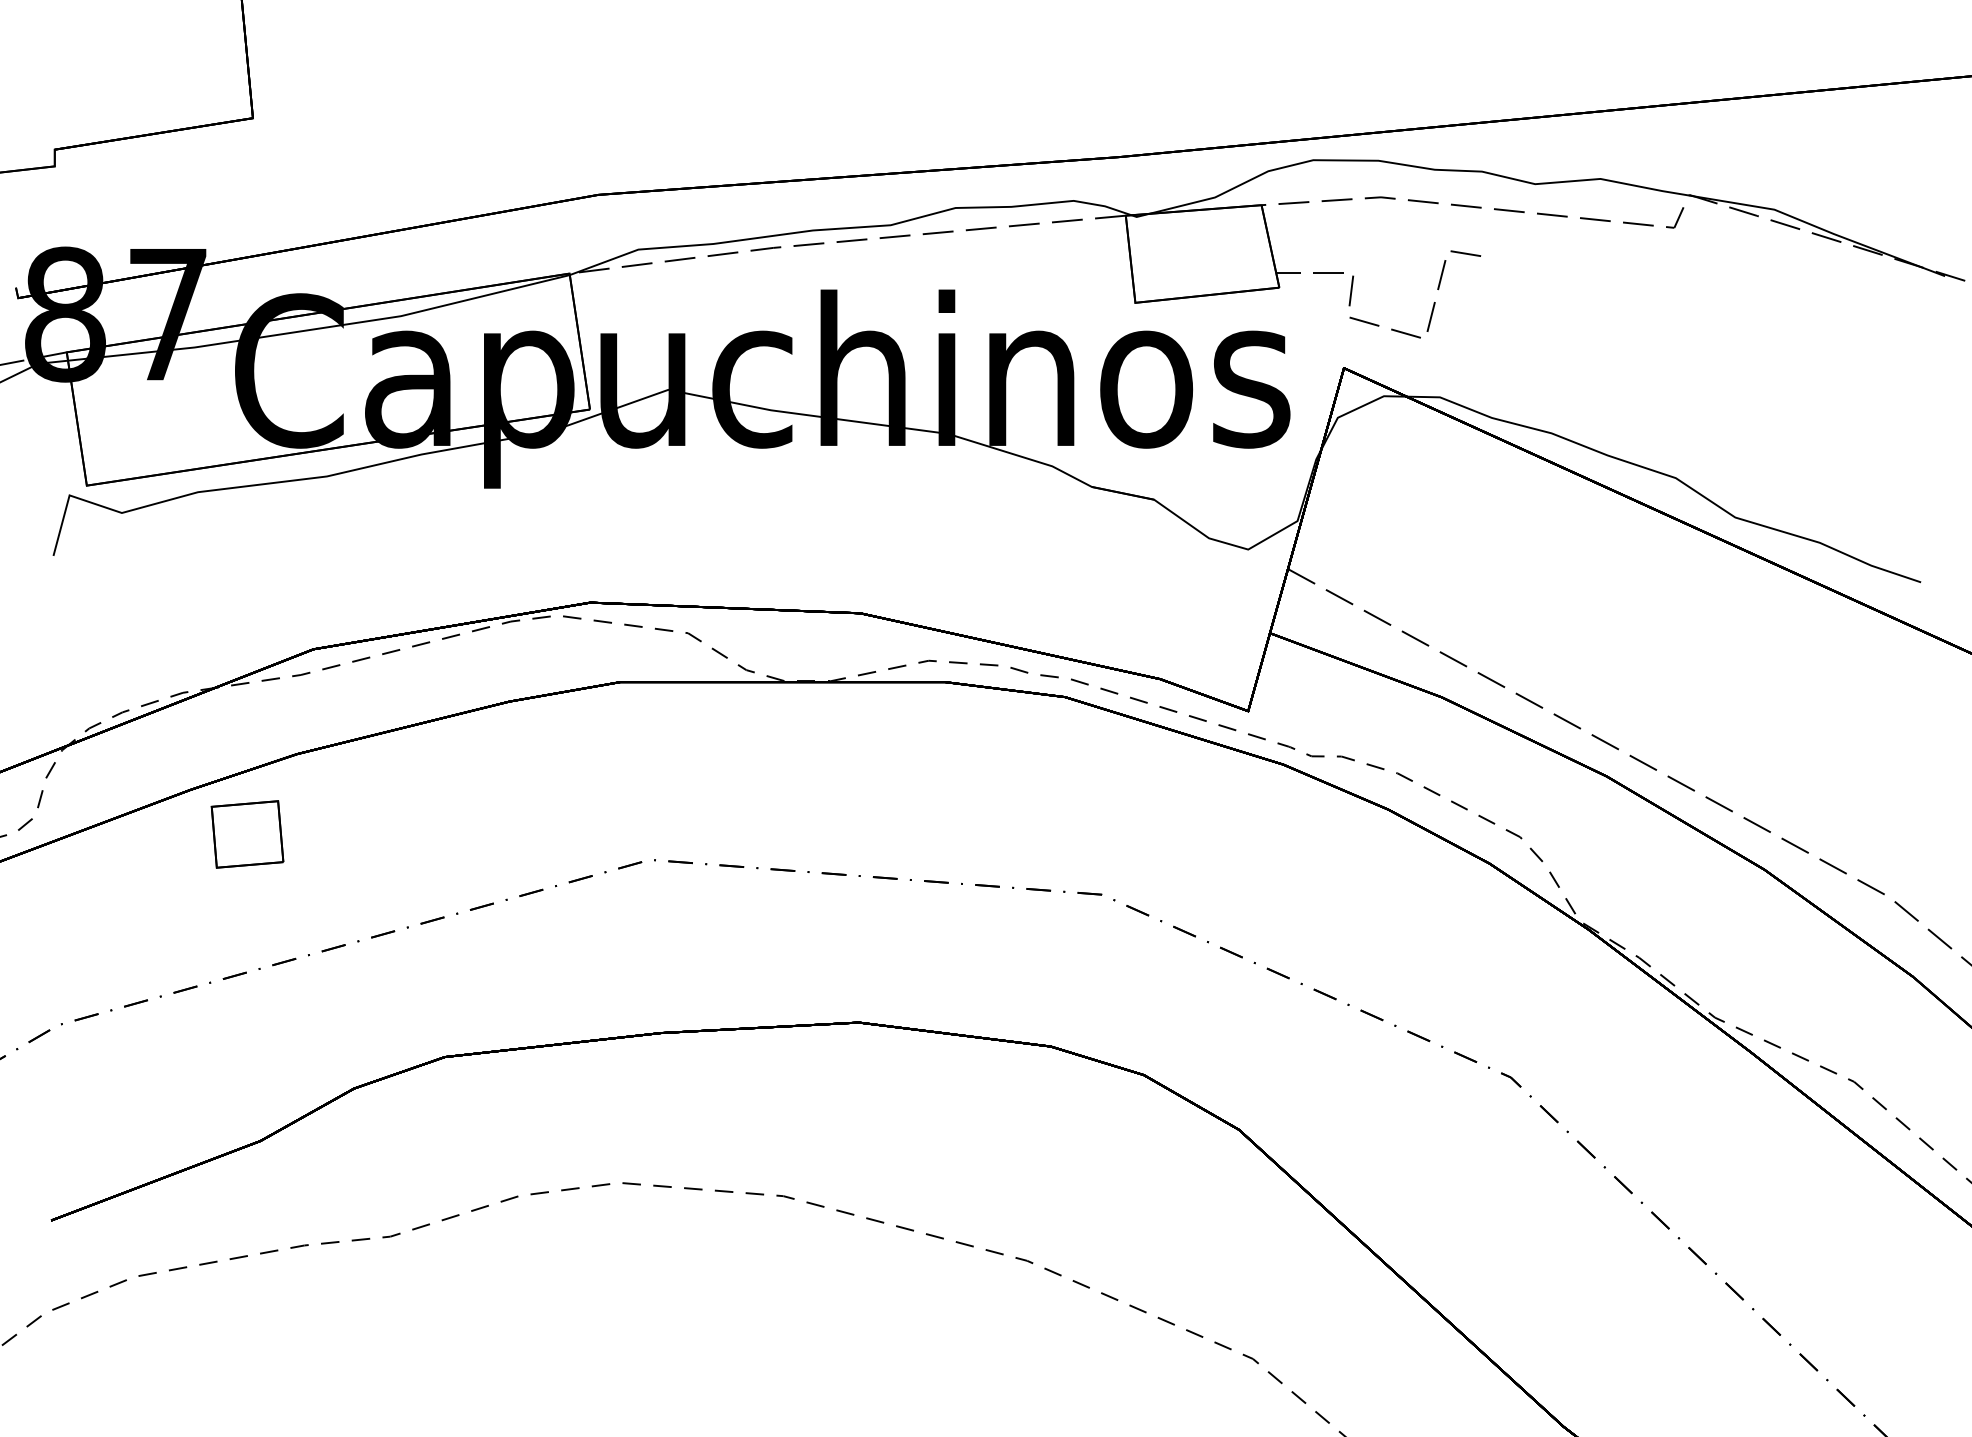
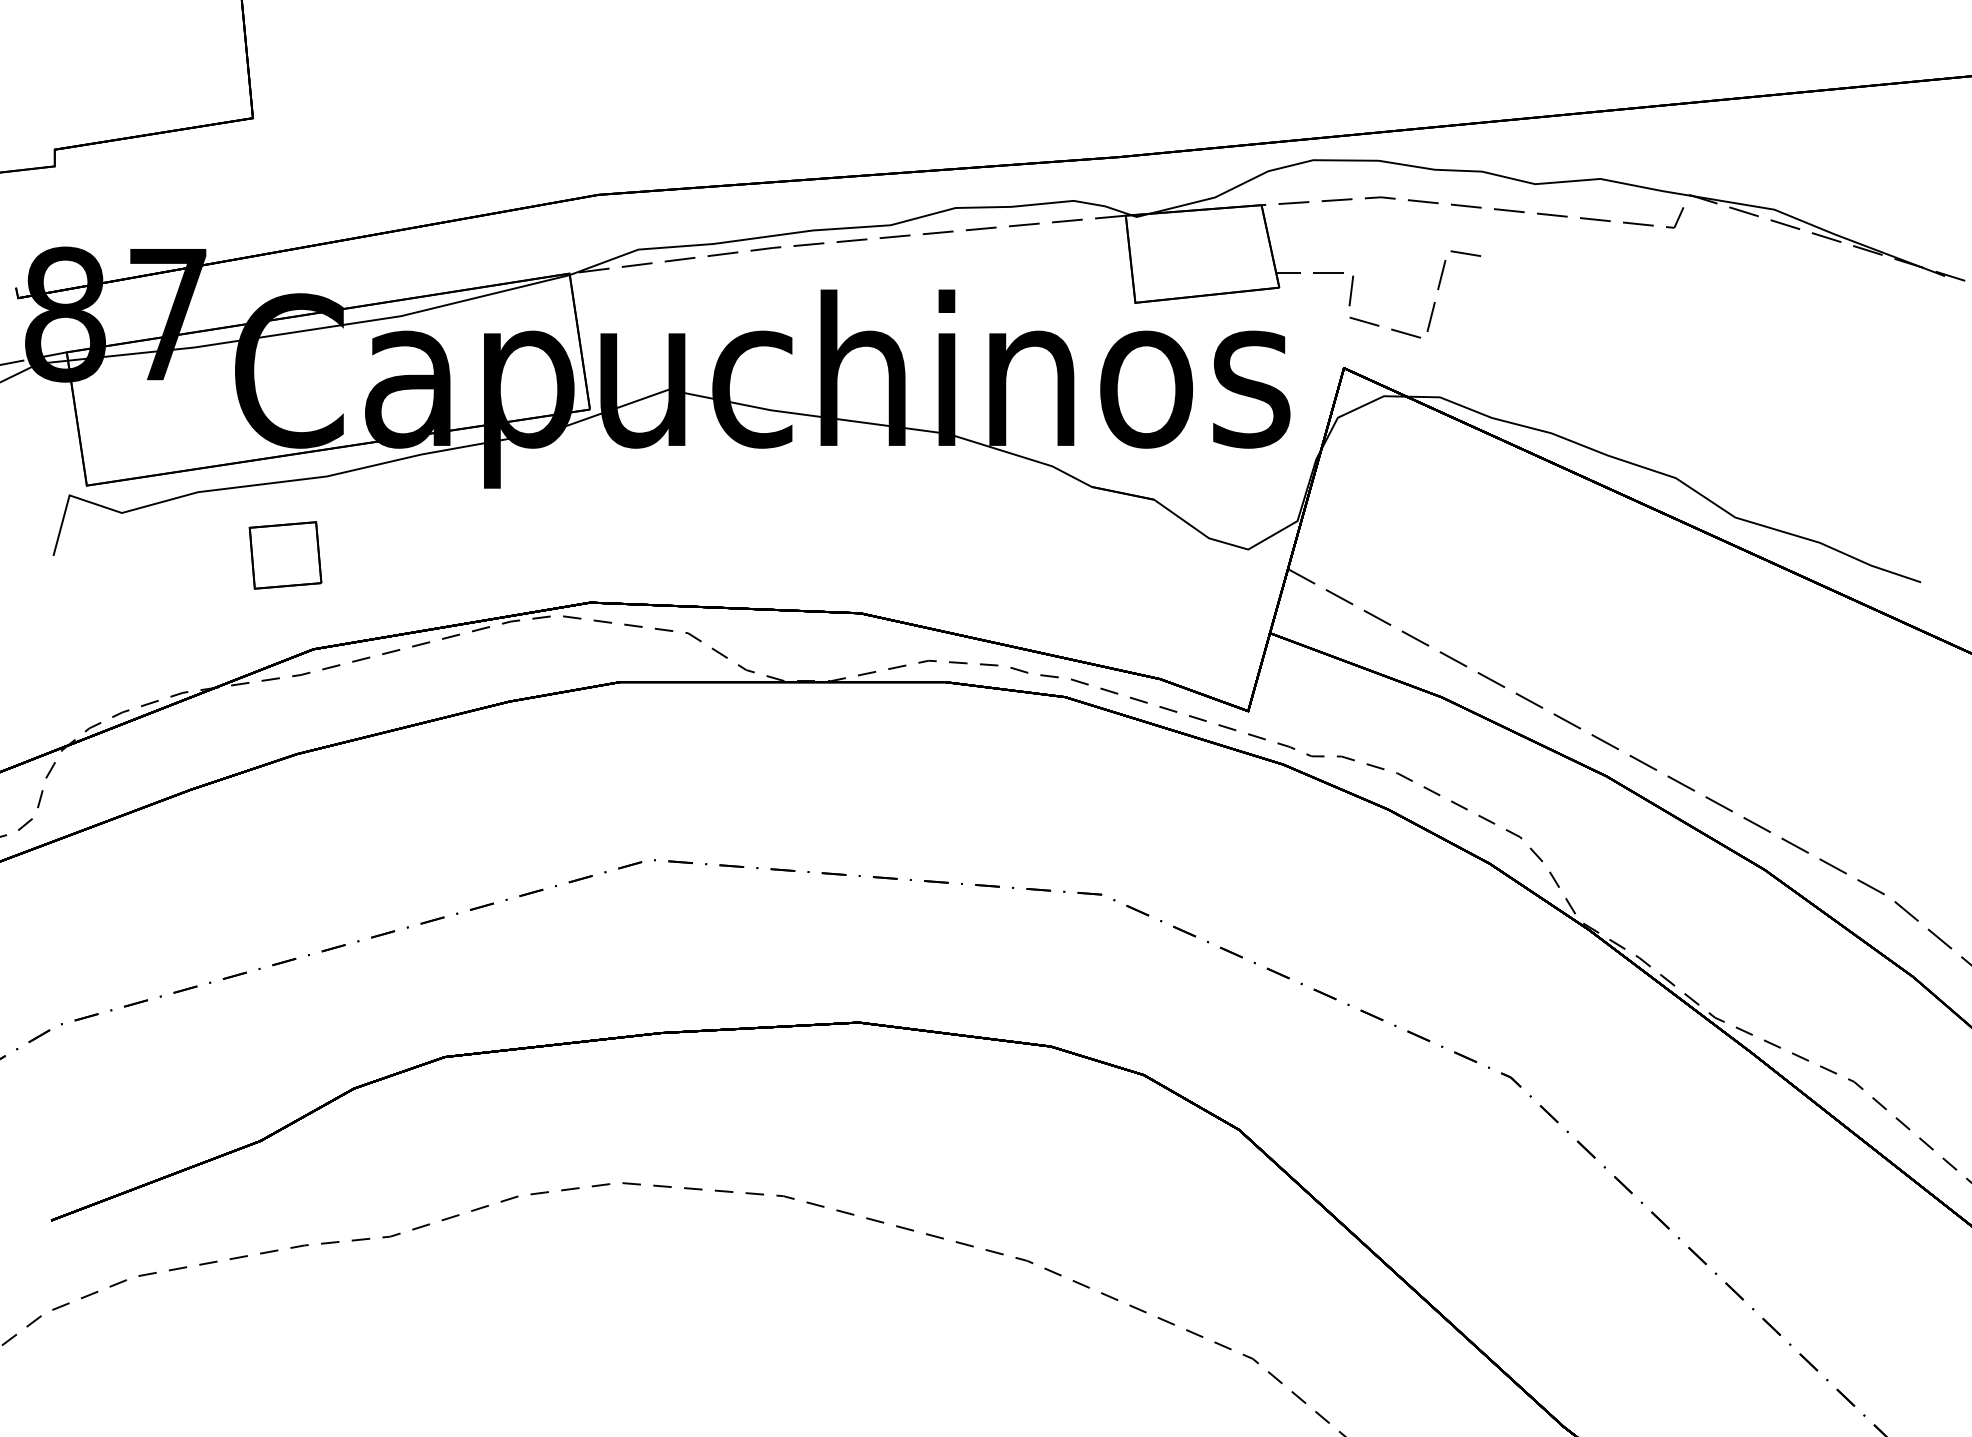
part position: (247, 834) -> (285, 555) (285, 555)
